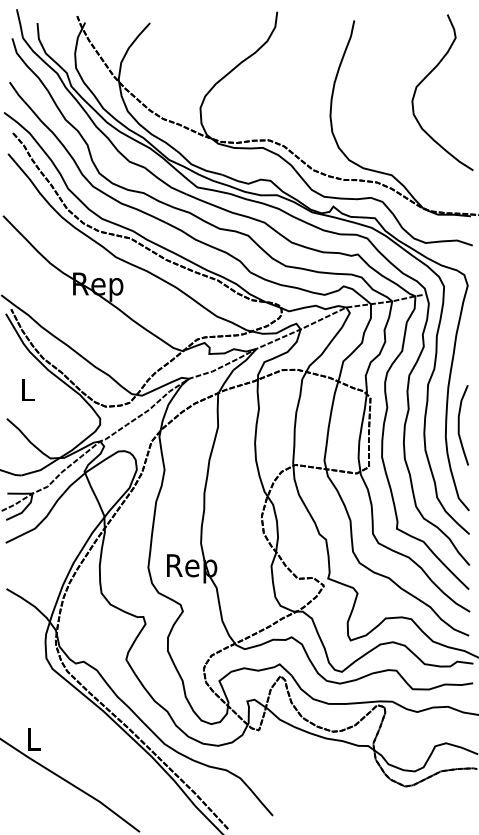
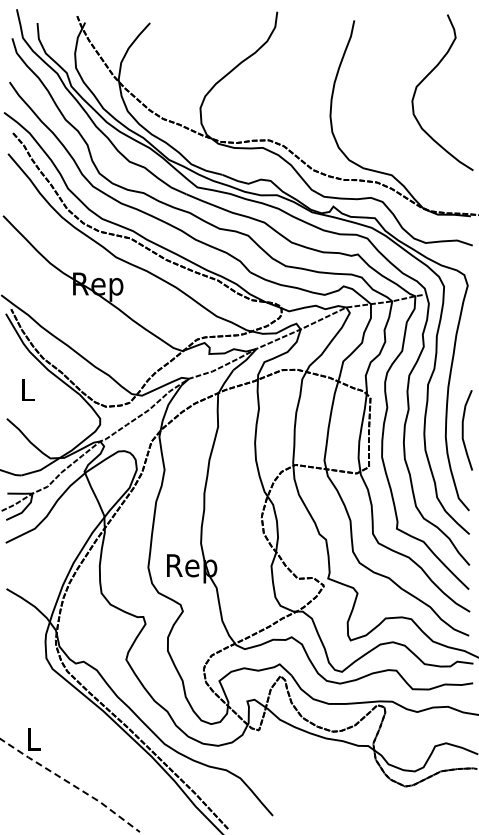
curve position: (459, 425) -> (463, 430) (463, 430)
line: solid -> dashed (71, 784)
